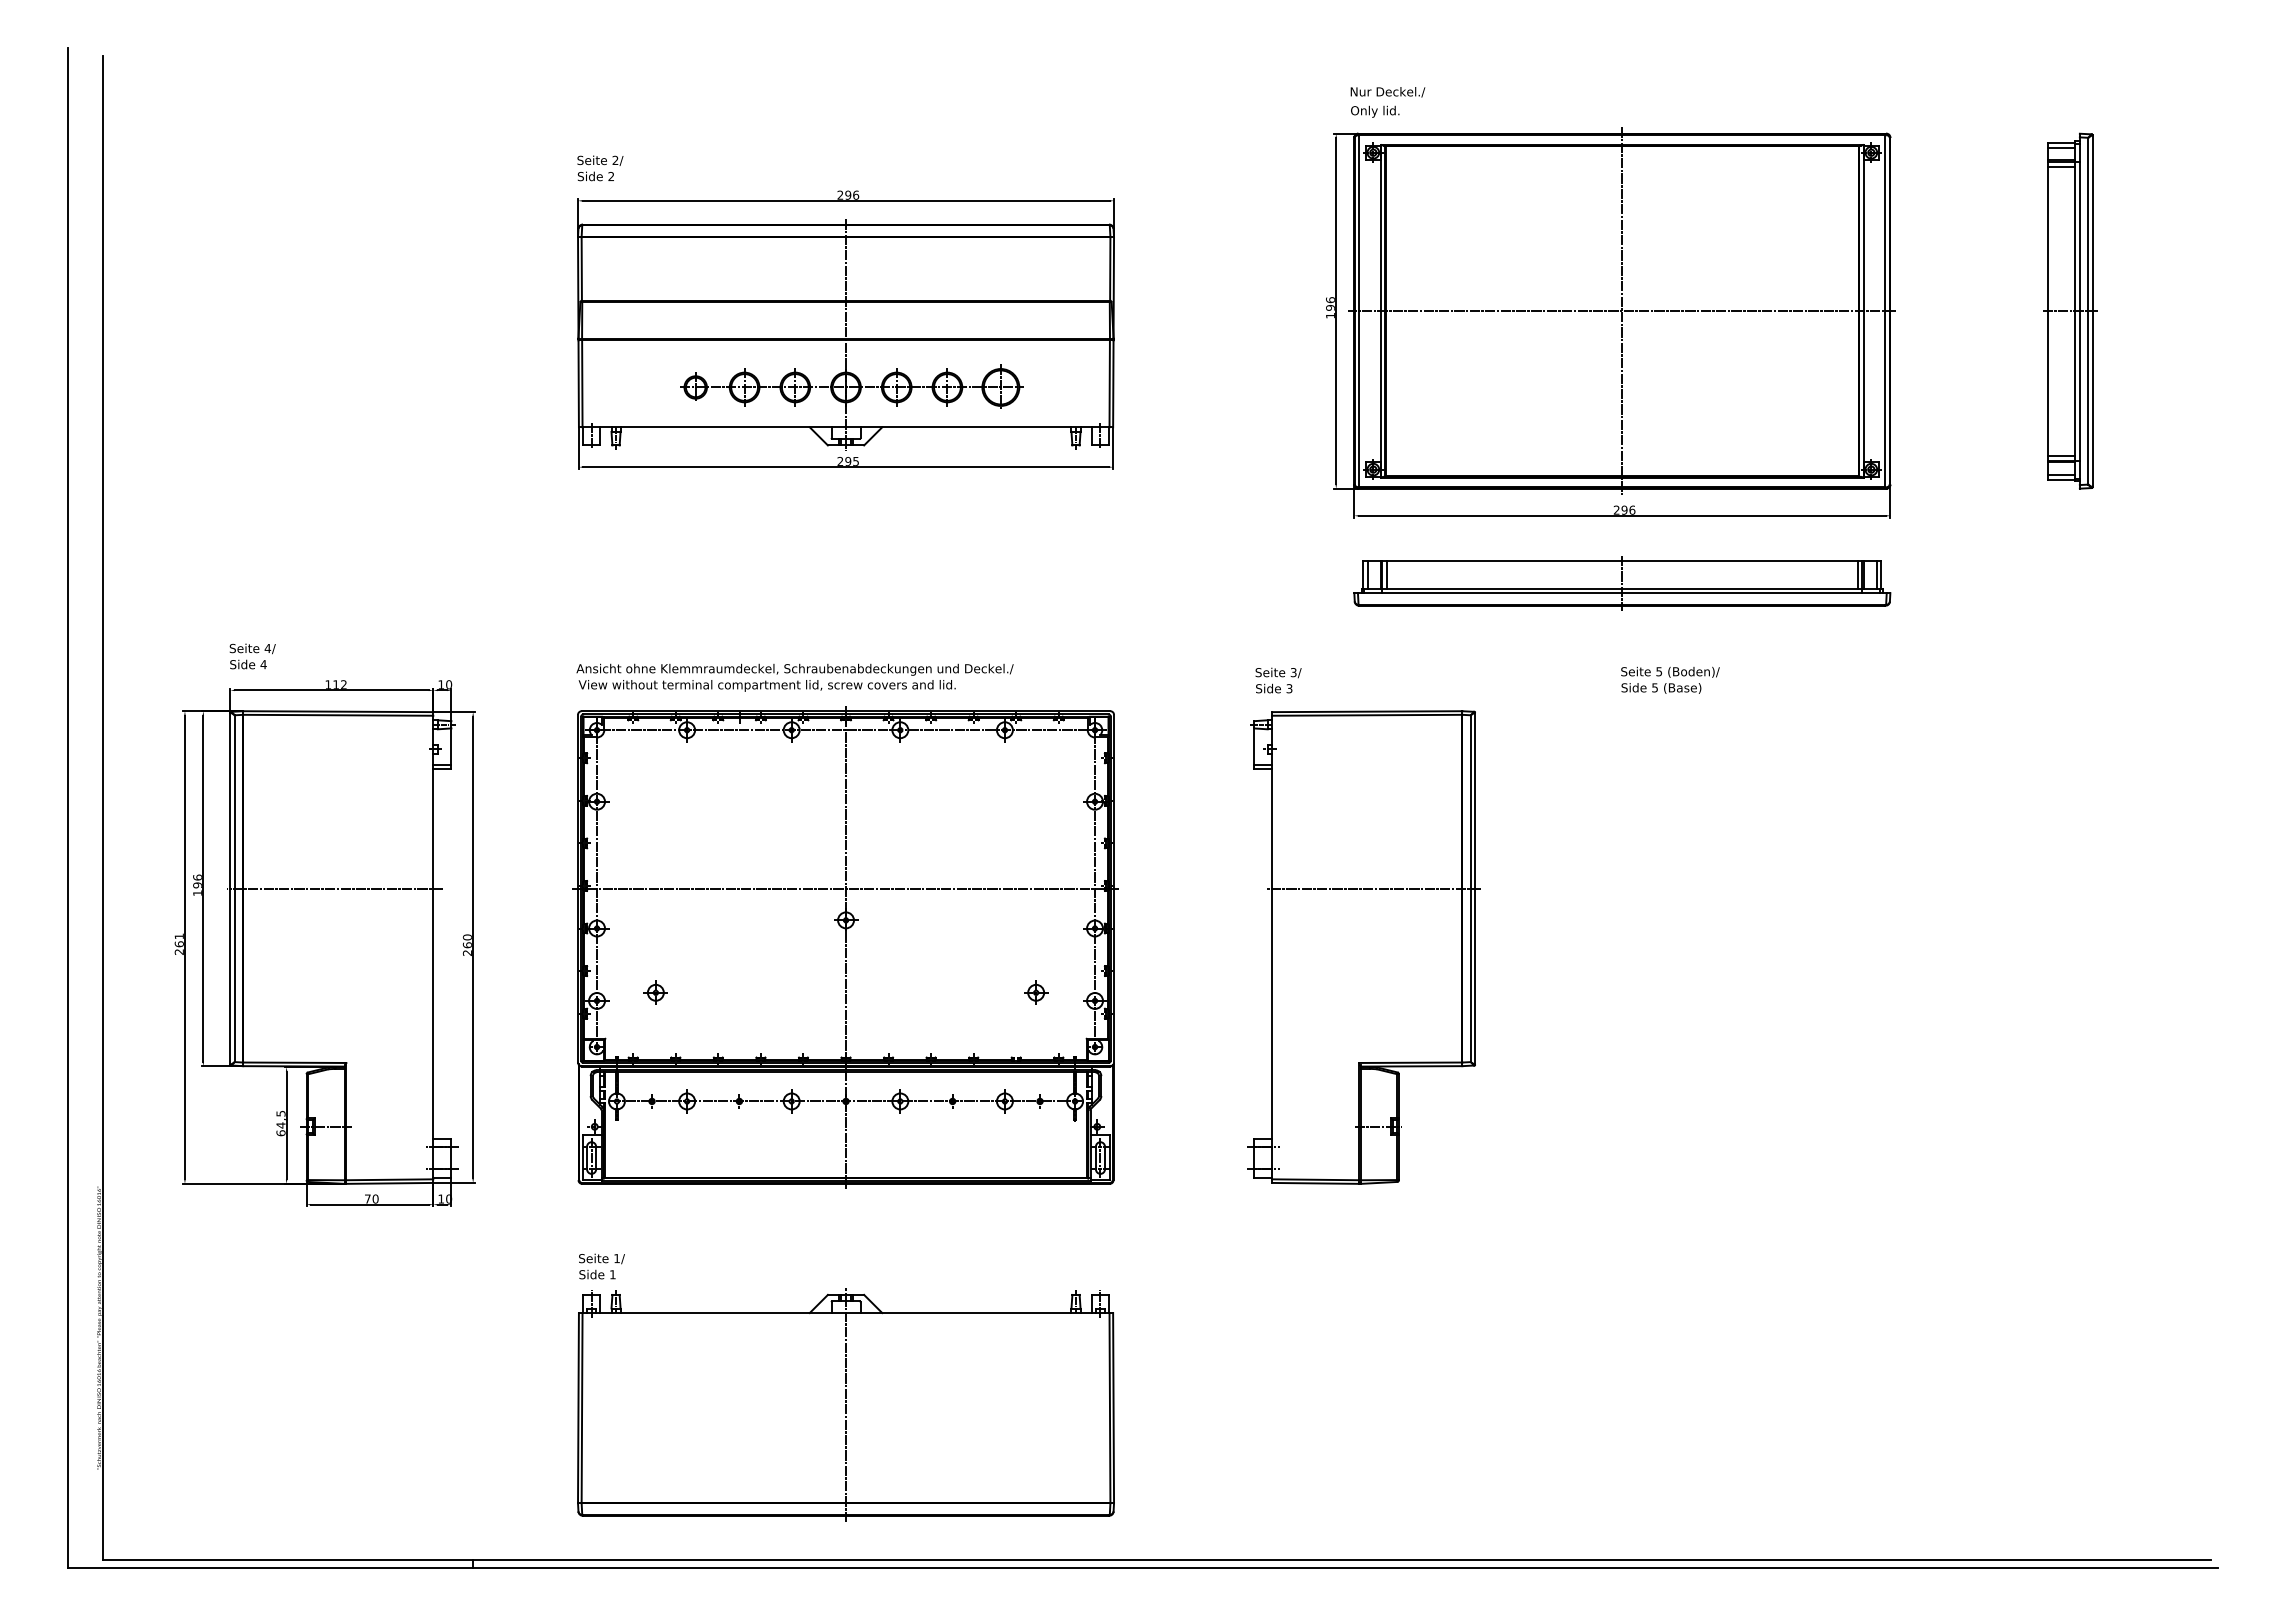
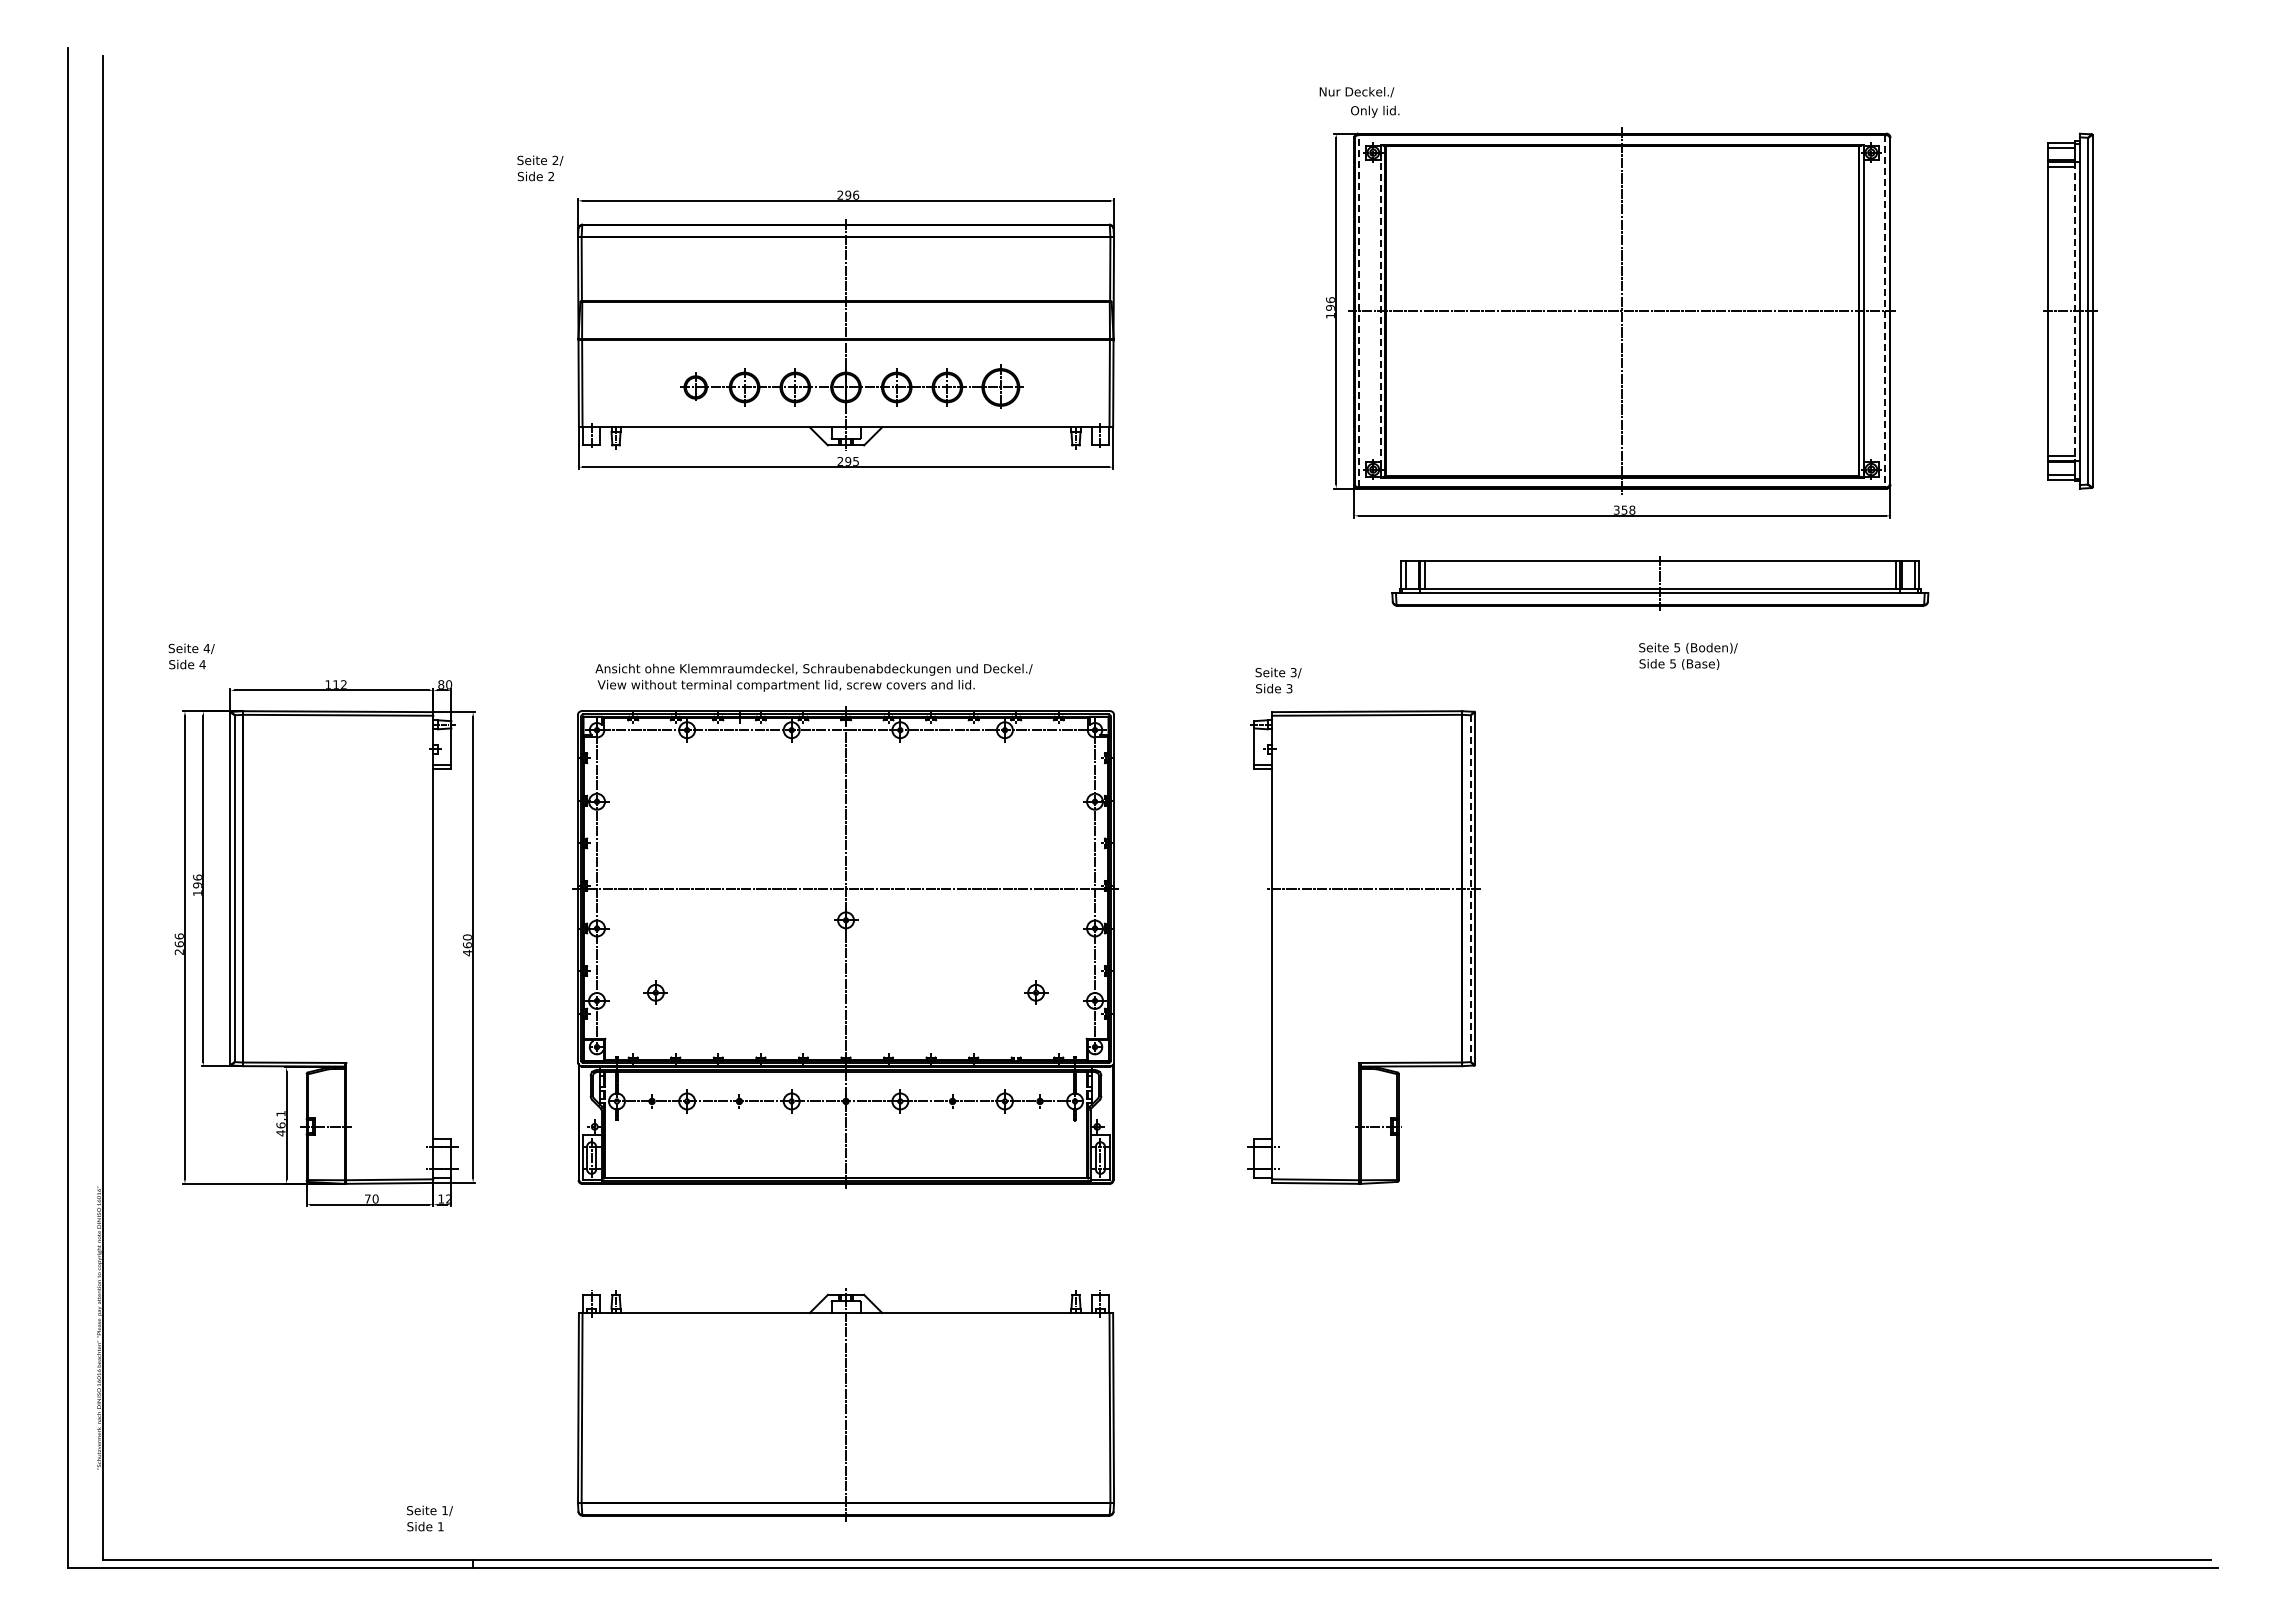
text position: (1387, 92) -> (1356, 92) (1356, 92)
text position: (600, 168) -> (540, 168) (540, 168)
line: solid -> dashed (1359, 311)
line: solid -> dashed (1380, 311)
line: solid -> dashed (1885, 311)
line: solid -> dashed (2075, 311)
text: 296 -> 358 (1624, 509)
part position: (1622, 583) -> (1660, 583) (1660, 583)
text position: (252, 656) -> (191, 656) (191, 656)
text position: (794, 677) -> (813, 677) (813, 677)
text position: (1670, 679) -> (1688, 655) (1688, 655)
text: 10 -> 80 (441, 684)
line: present -> none (334, 888)
line: solid -> dashed (1470, 889)
text: 261 -> 266 (178, 936)
text: 260 -> 460 (466, 952)
text: 64,5 -> 46,1 (280, 1123)
text: 10 -> 12 (449, 1198)
text position: (601, 1266) -> (429, 1518) (429, 1518)
